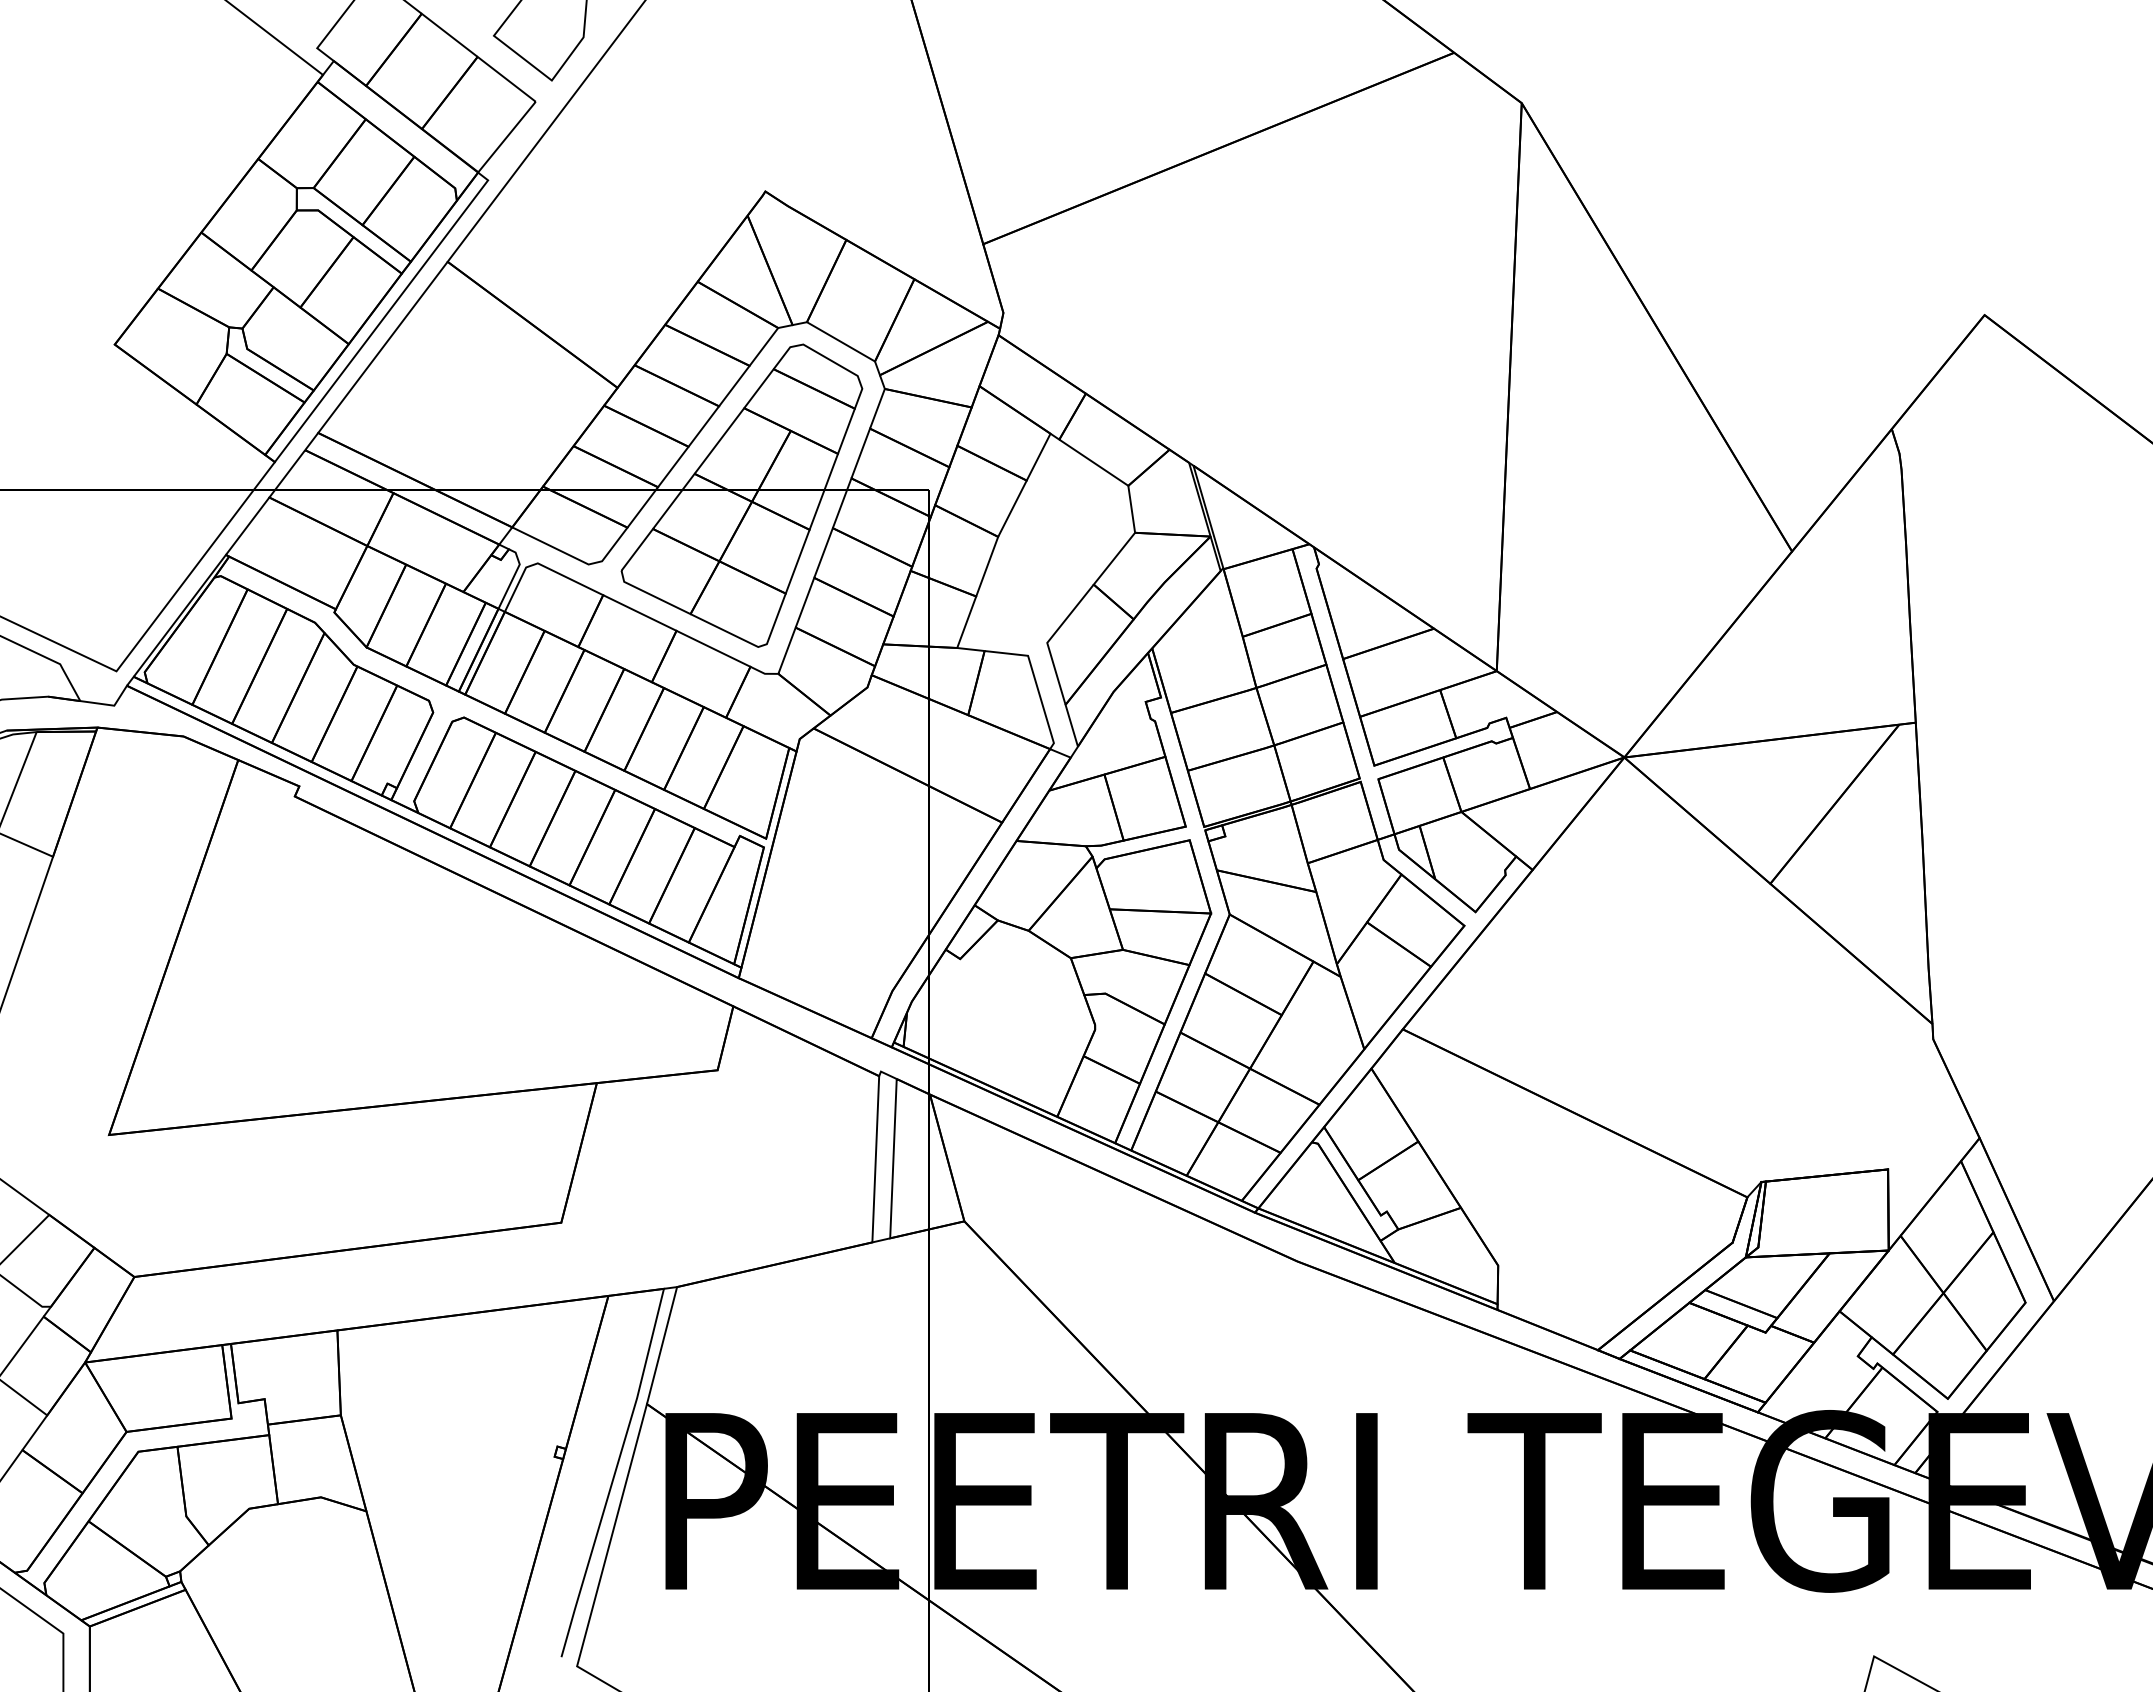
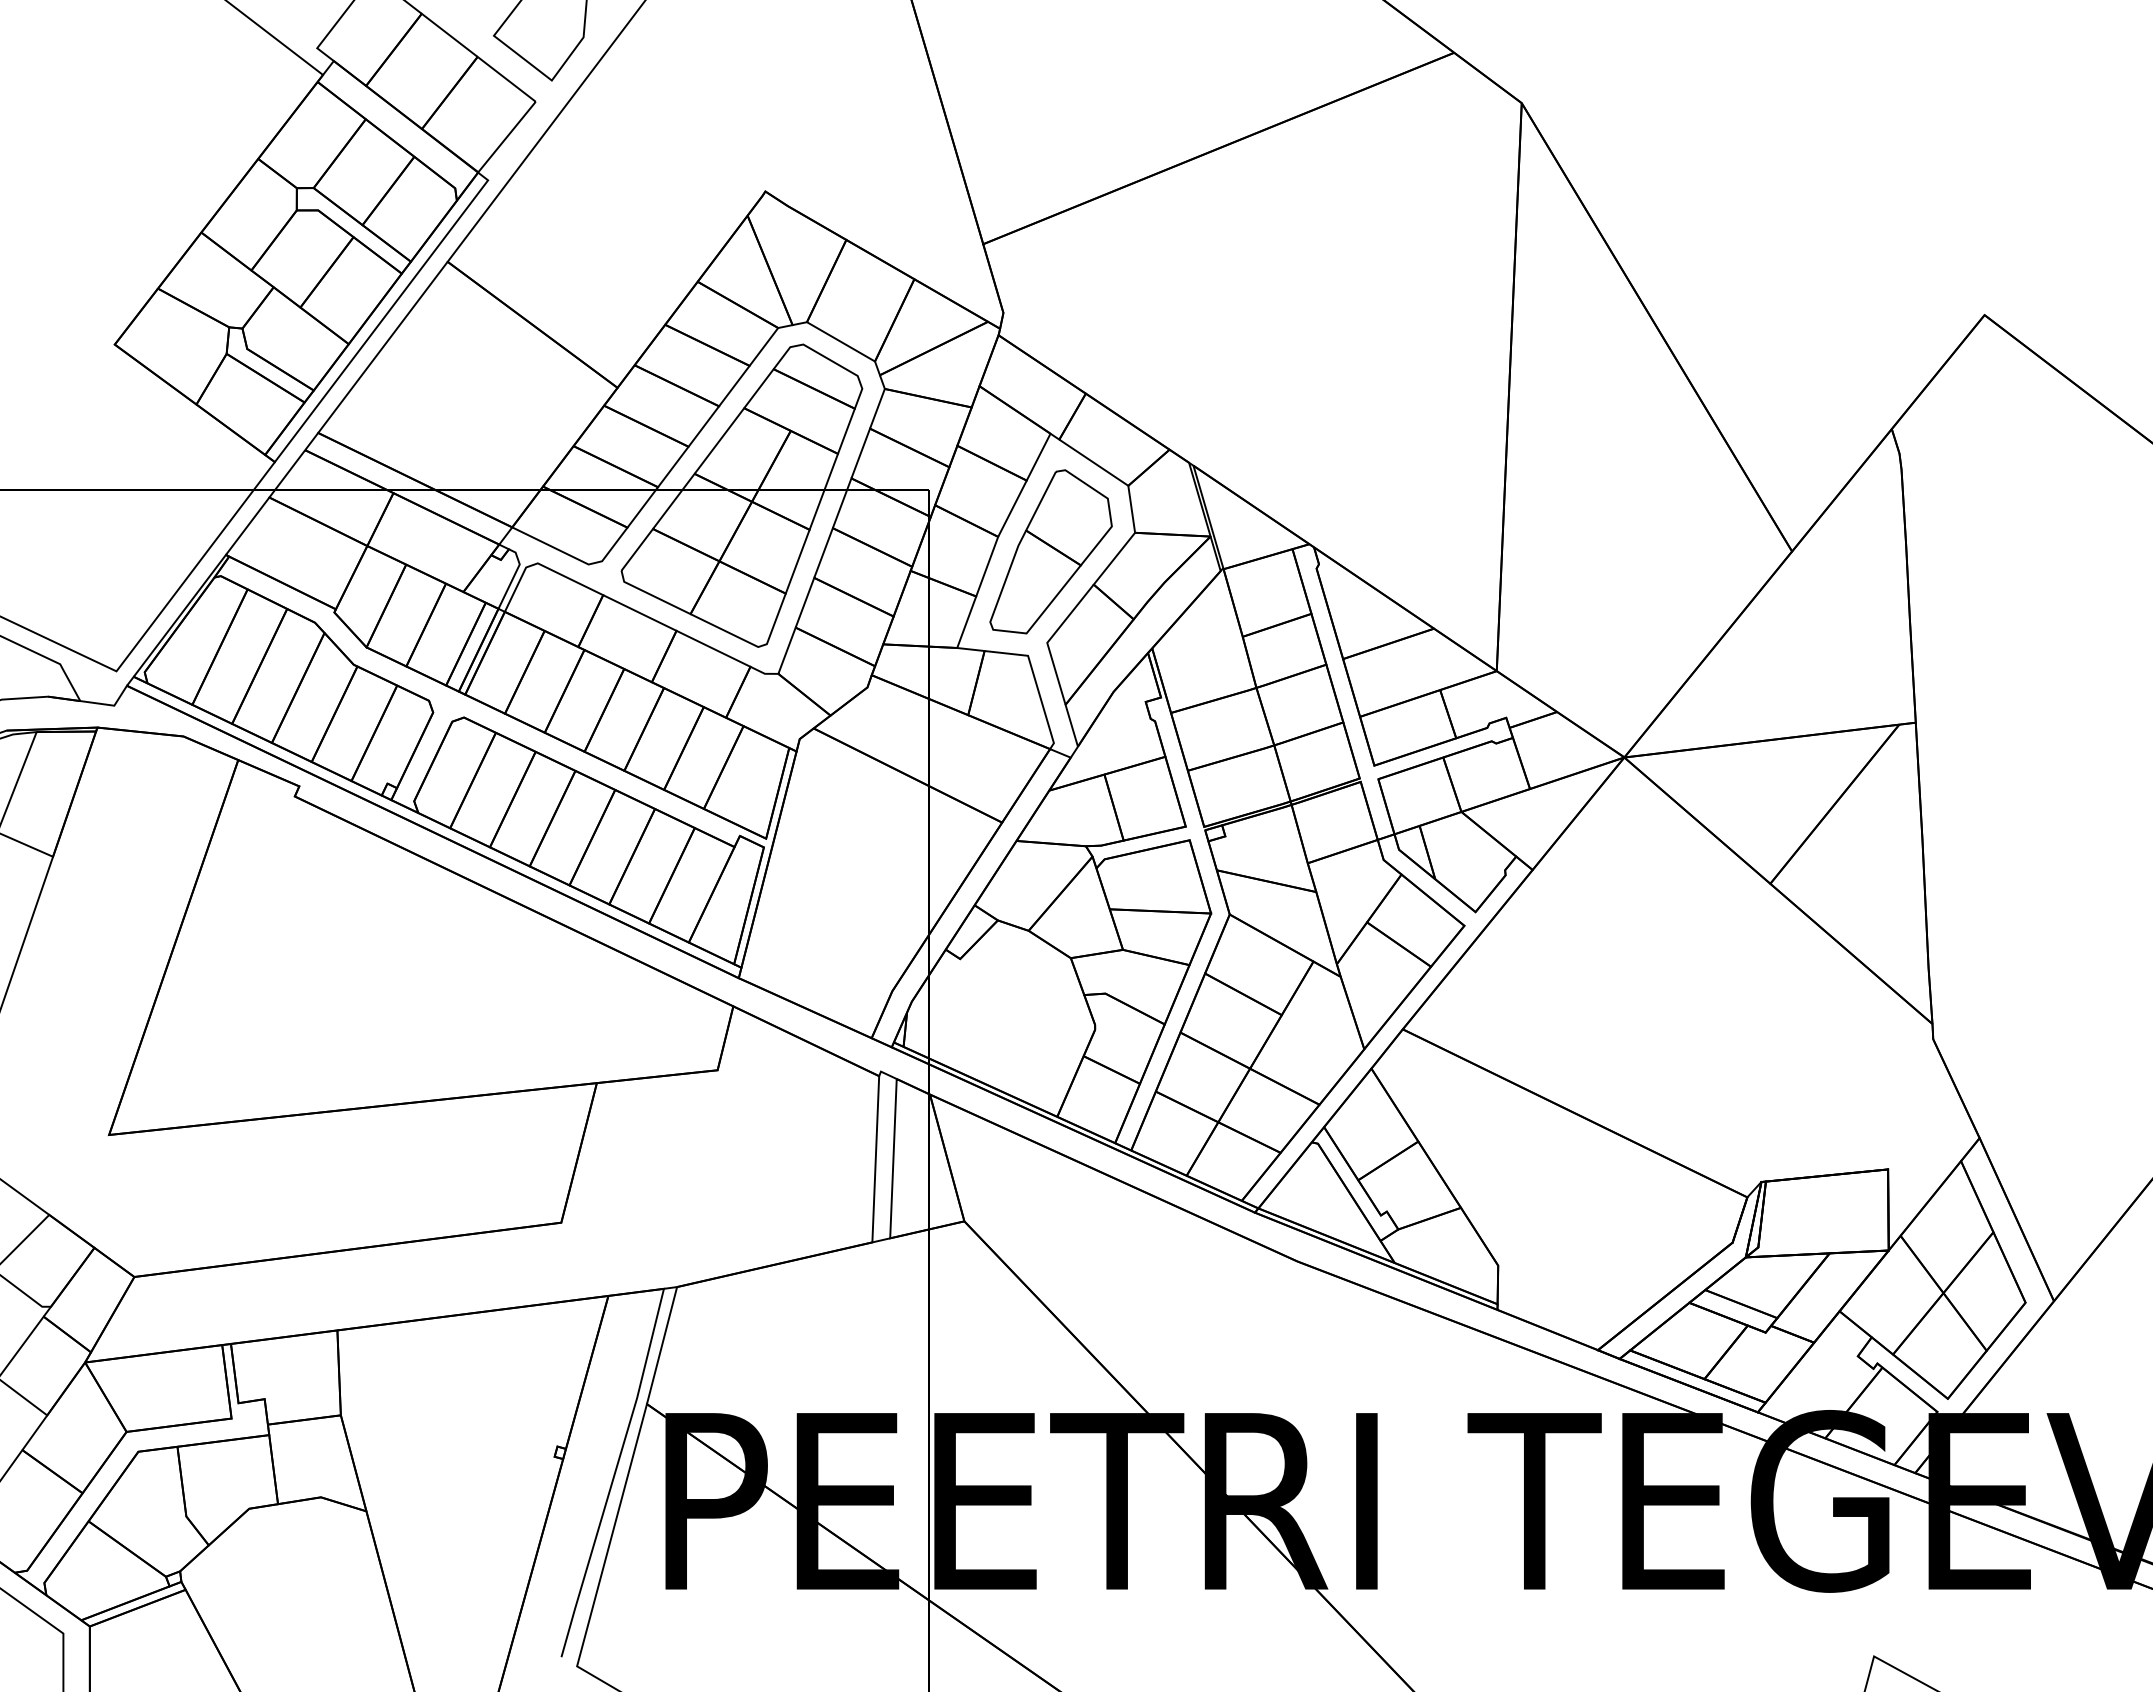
part: none -> present (1050, 551)
